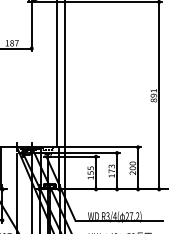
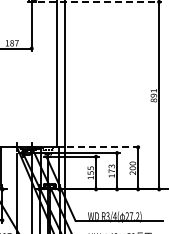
line: solid -> dashed (99, 1)
line: solid -> dashed (103, 147)
